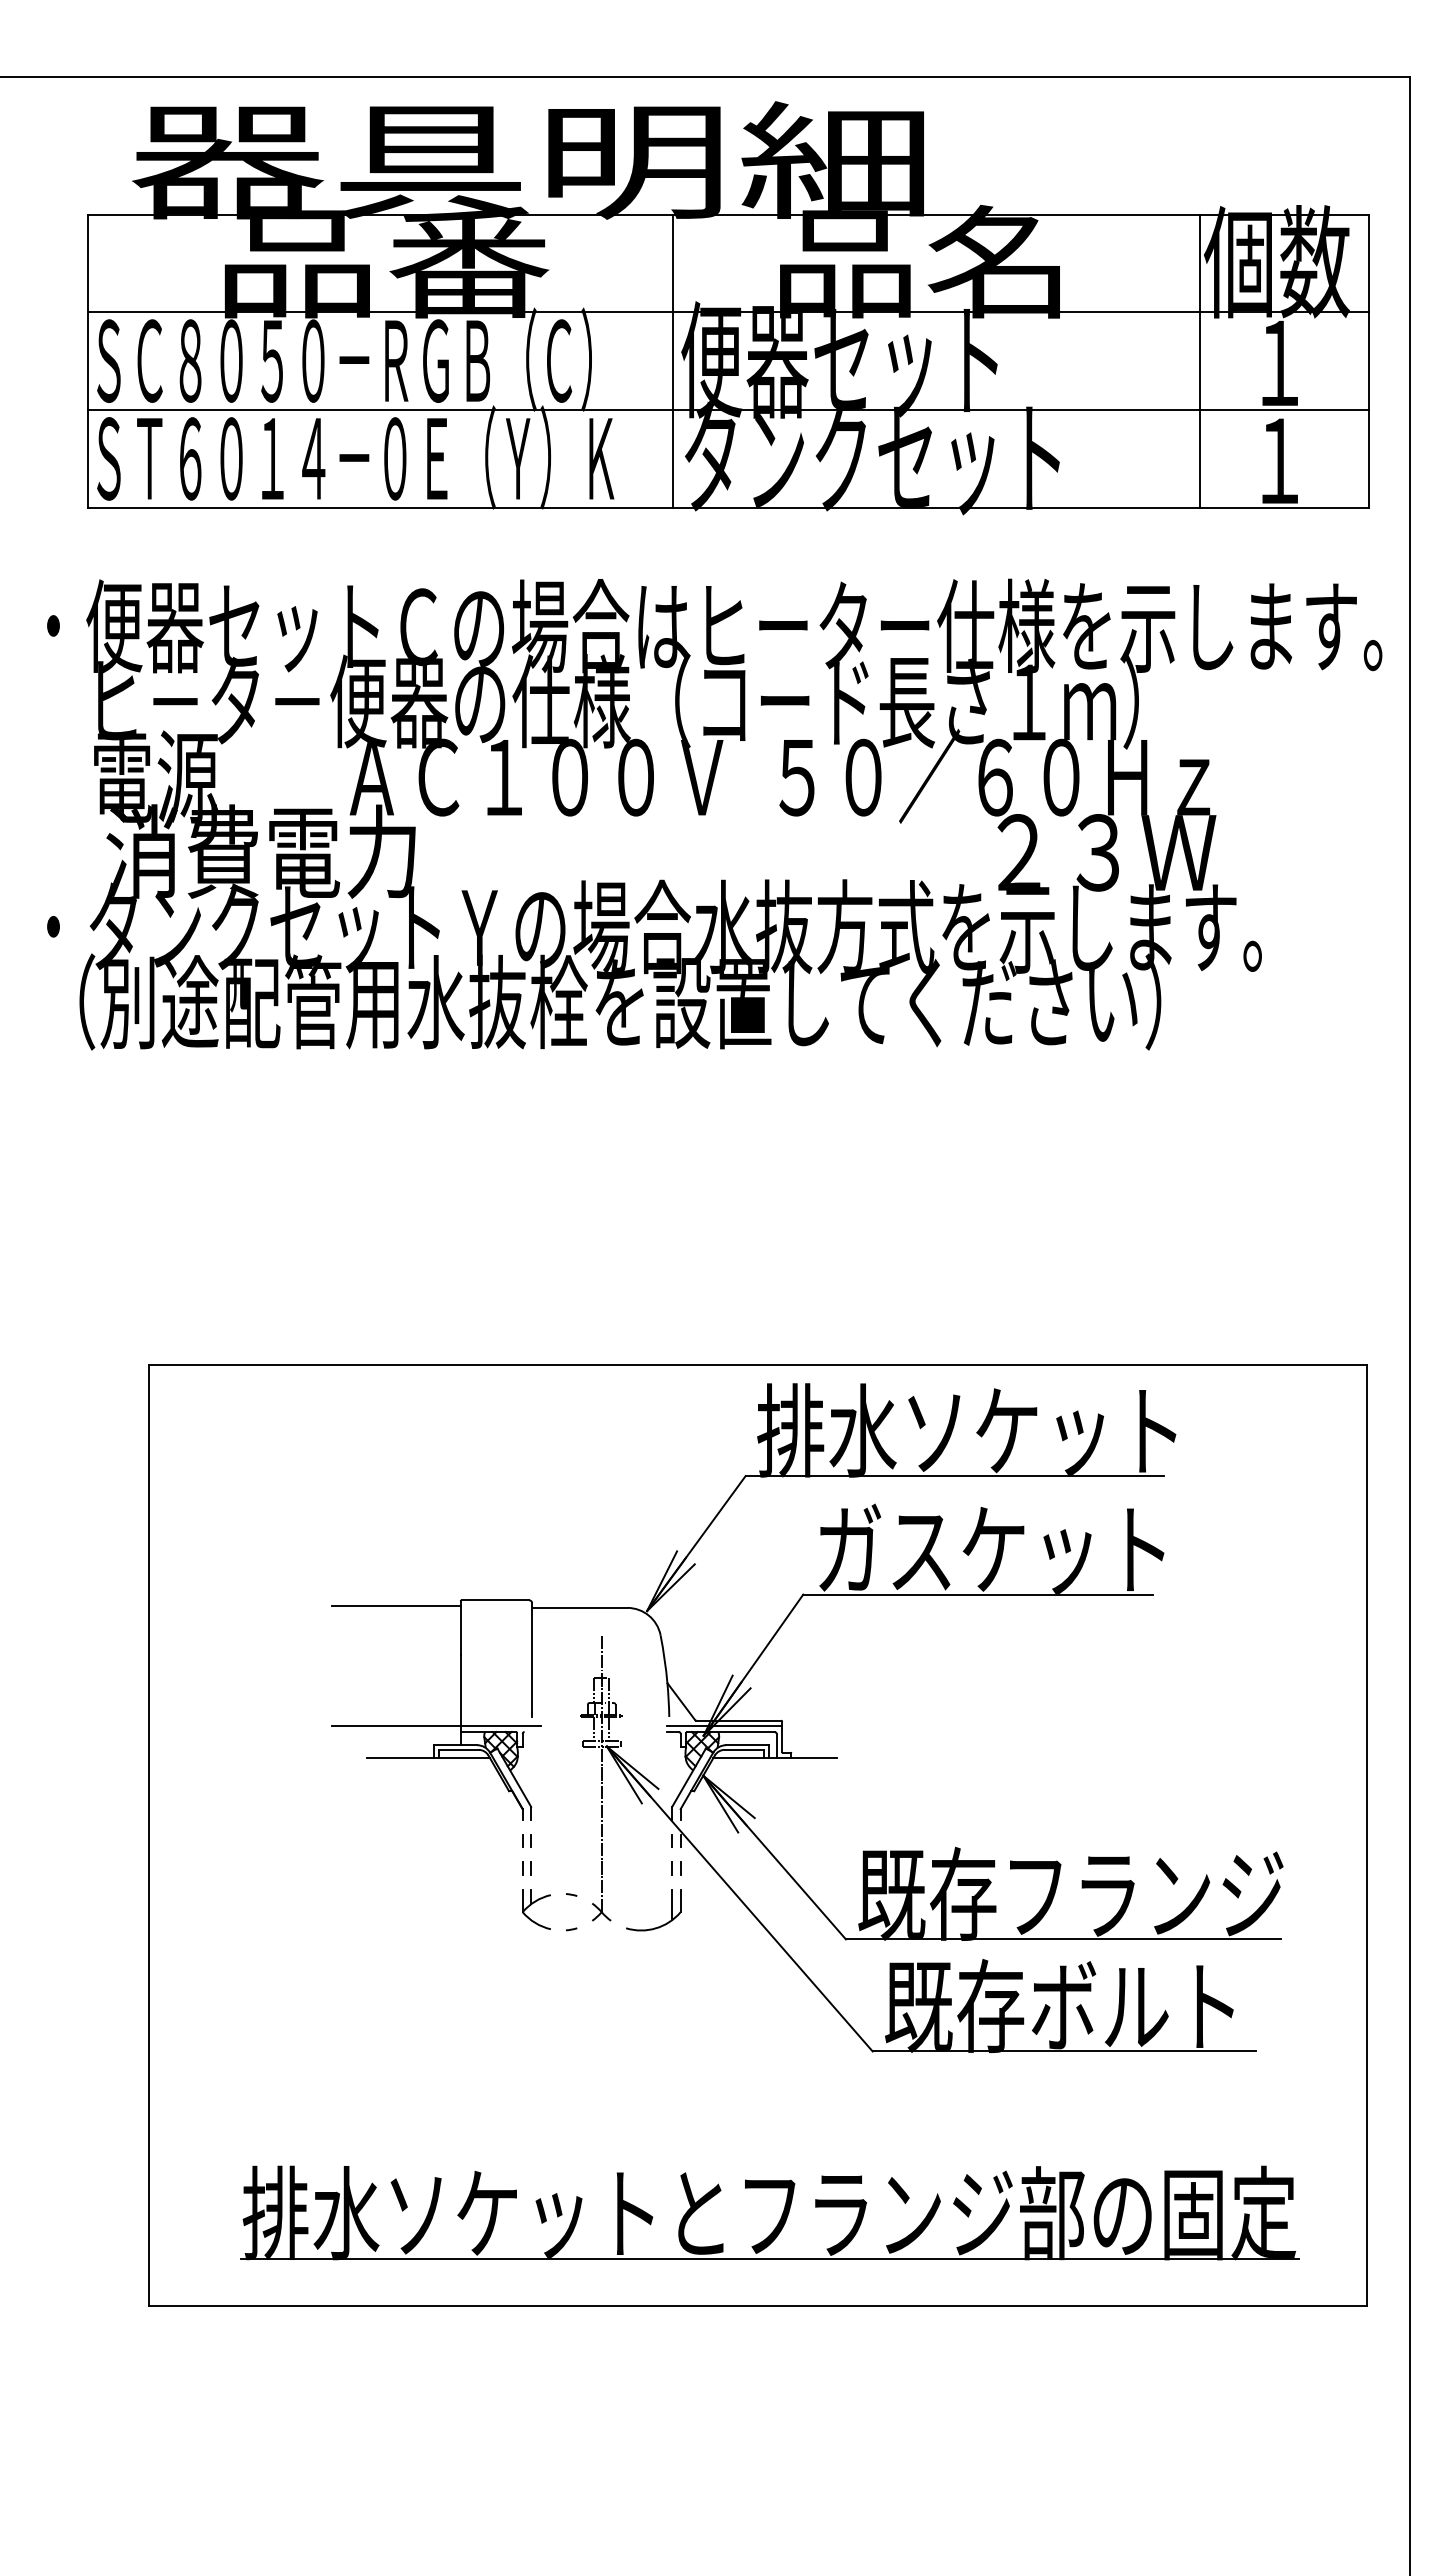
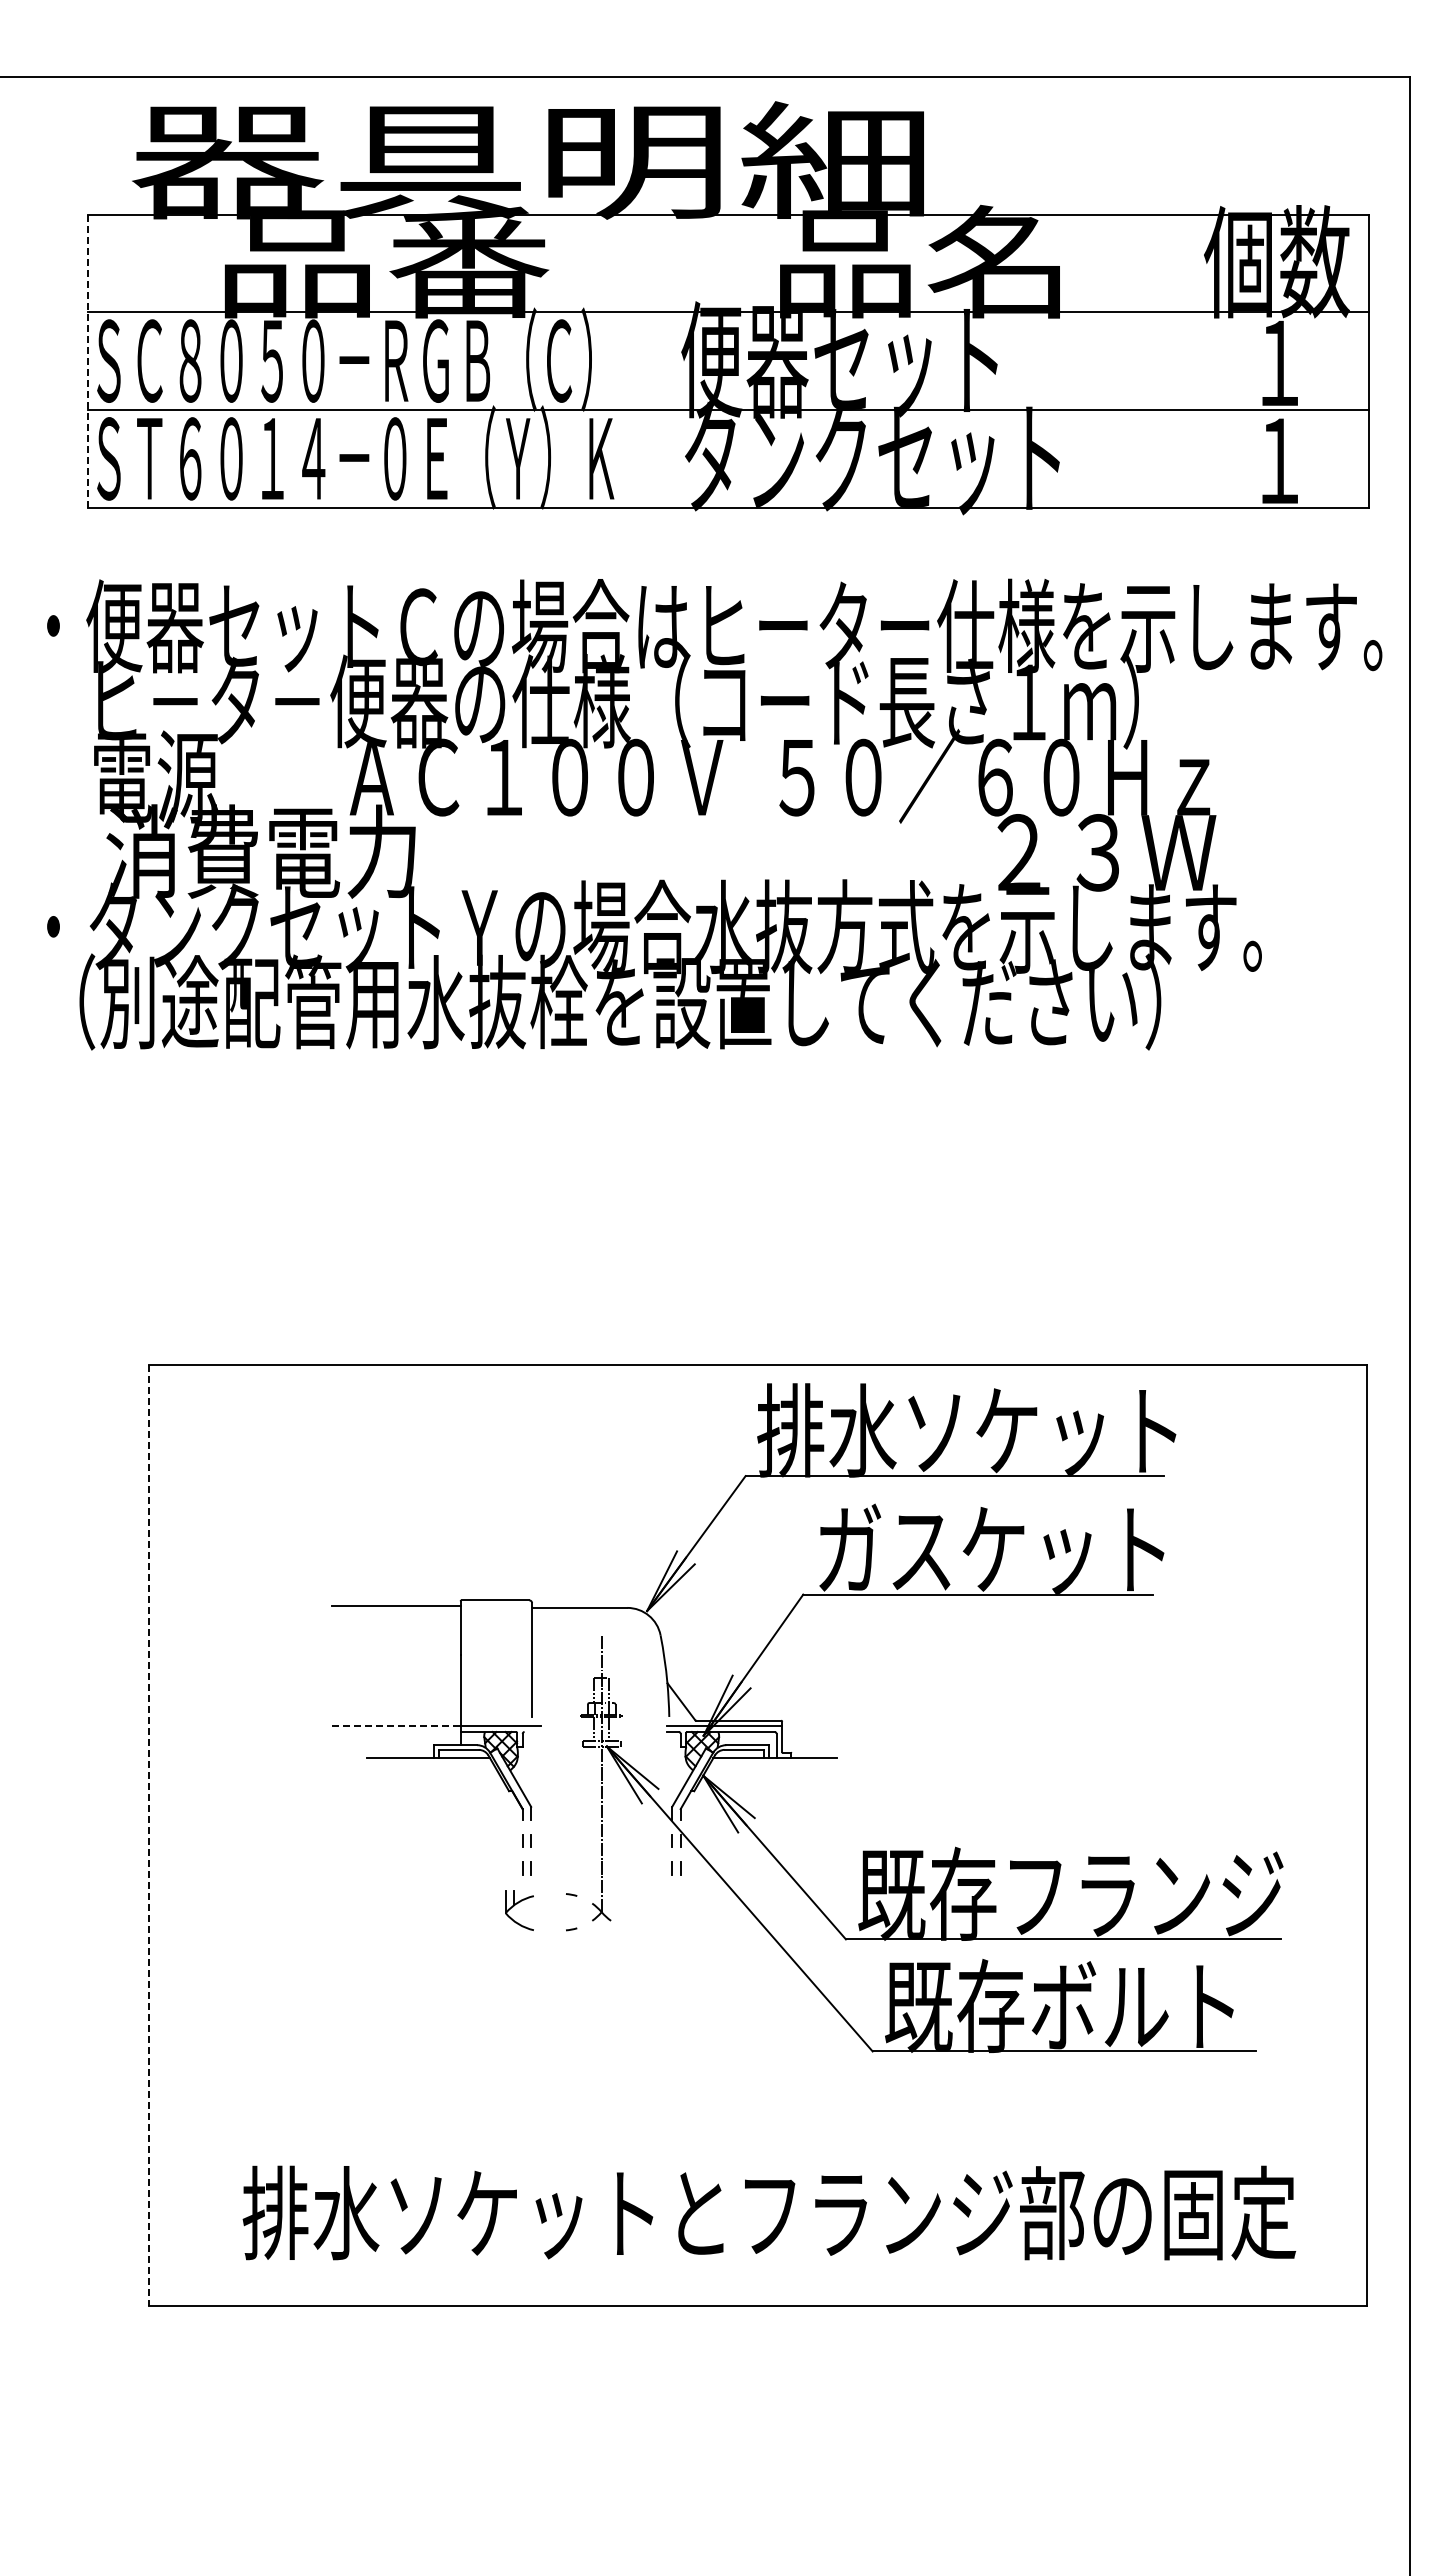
line: present -> none (673, 360)
line: present -> none (1199, 360)
line: solid -> dashed (88, 361)
line: solid -> dashed (396, 1726)
line: solid -> dashed (148, 1835)
part position: (534, 1903) -> (517, 1904) (517, 1904)
part: present -> none (657, 1926)
line: present -> none (769, 2258)
